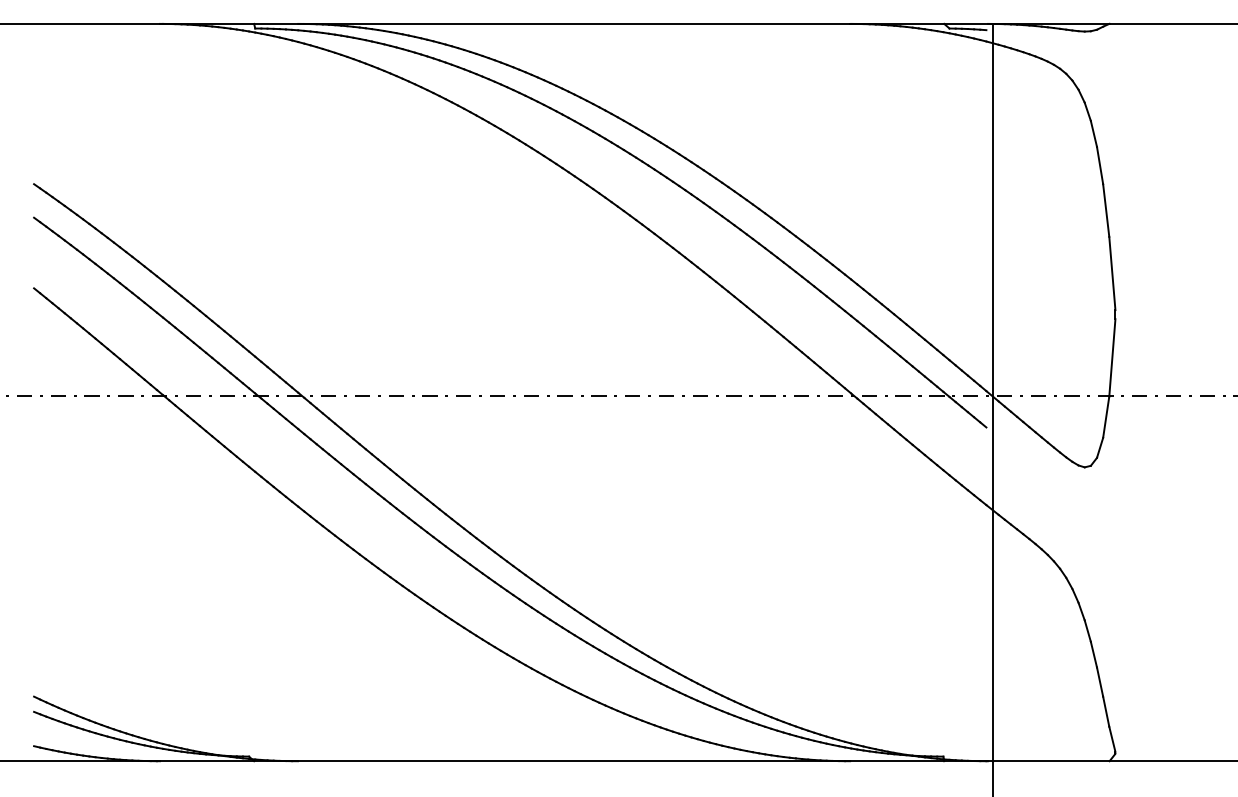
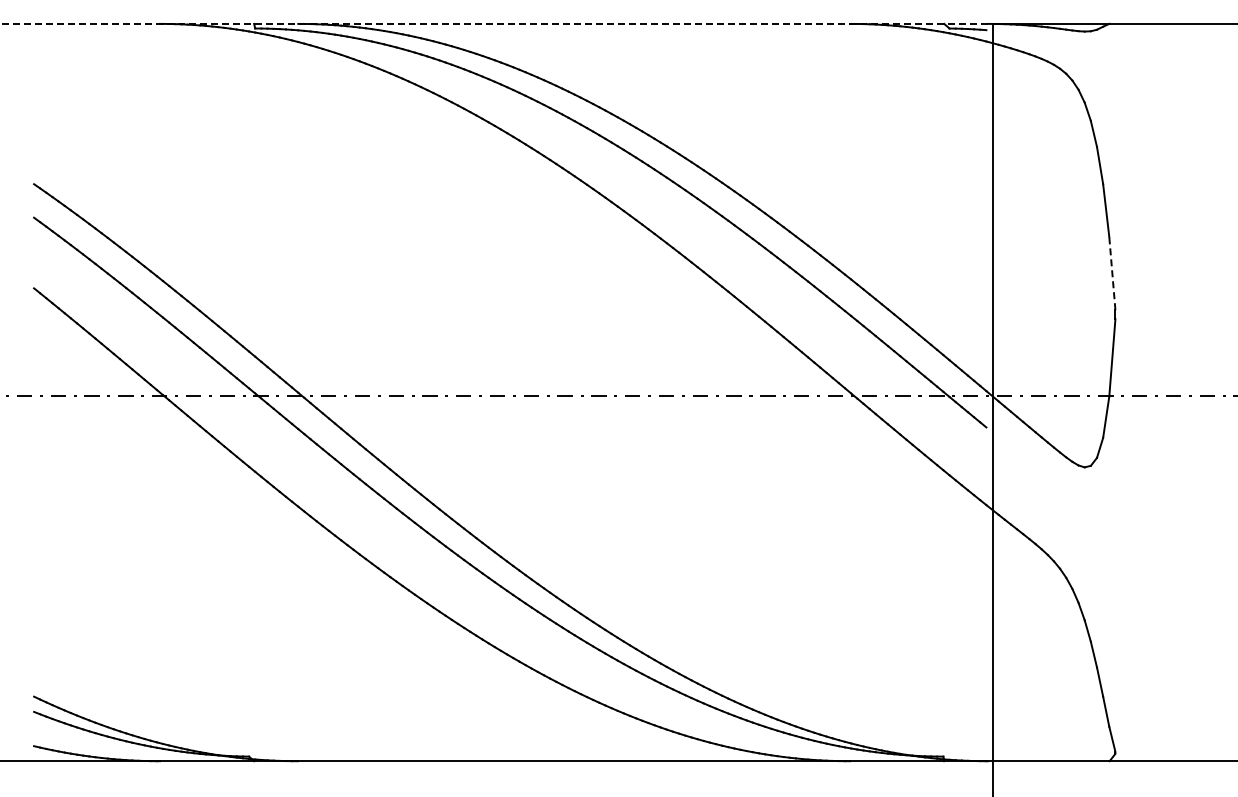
line: solid -> dashed (496, 23)
line: solid -> dashed (1112, 273)
